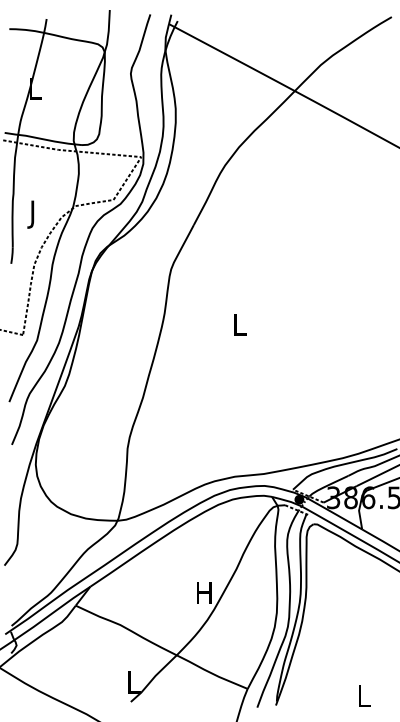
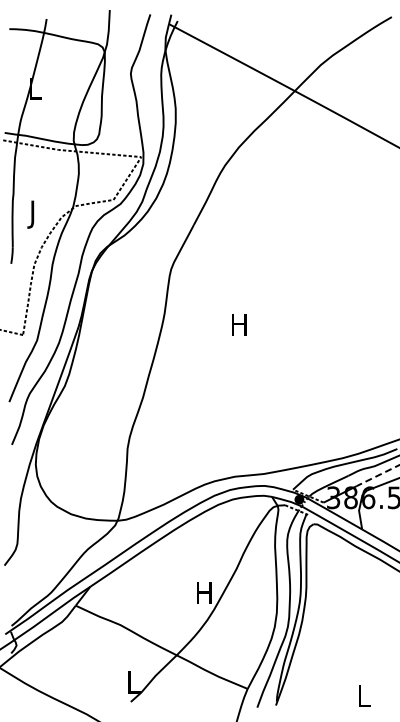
text: L -> H (239, 324)
line: solid -> dashed (378, 475)
